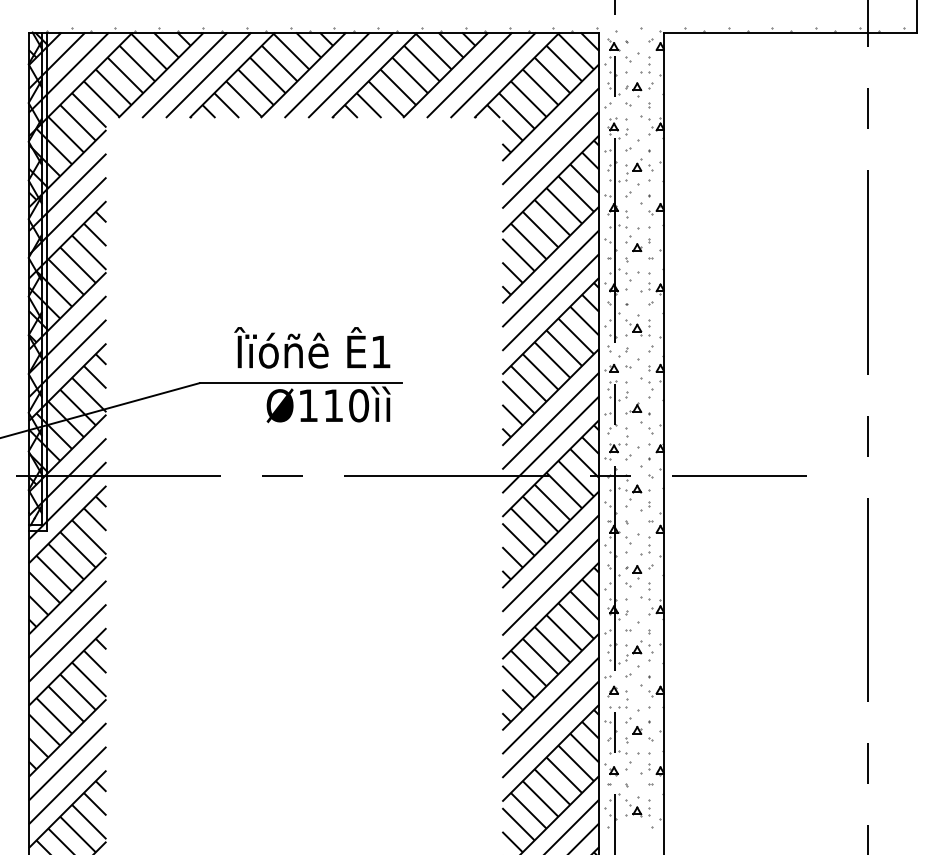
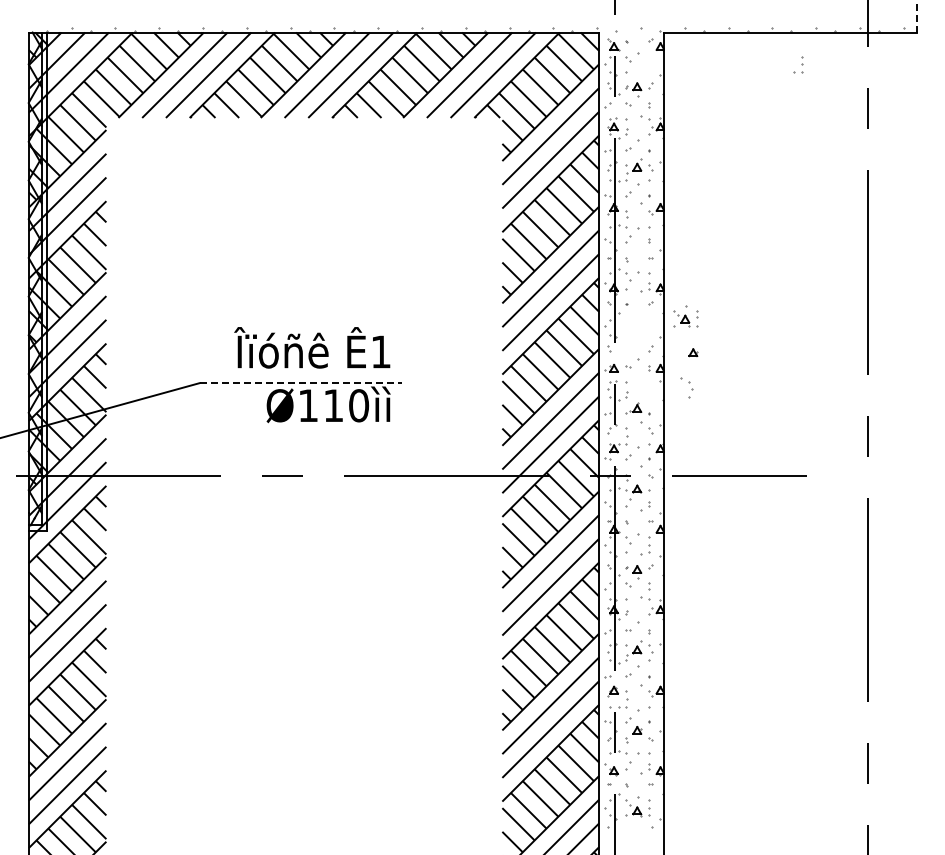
line: solid -> dashed (916, 16)
part position: (645, 64) -> (798, 64) (798, 64)
part position: (637, 247) -> (693, 352) (693, 352)
part position: (637, 325) -> (685, 316) (685, 316)
part: present -> none (623, 352)
line: solid -> dashed (301, 383)
part position: (646, 387) -> (686, 387) (686, 387)
